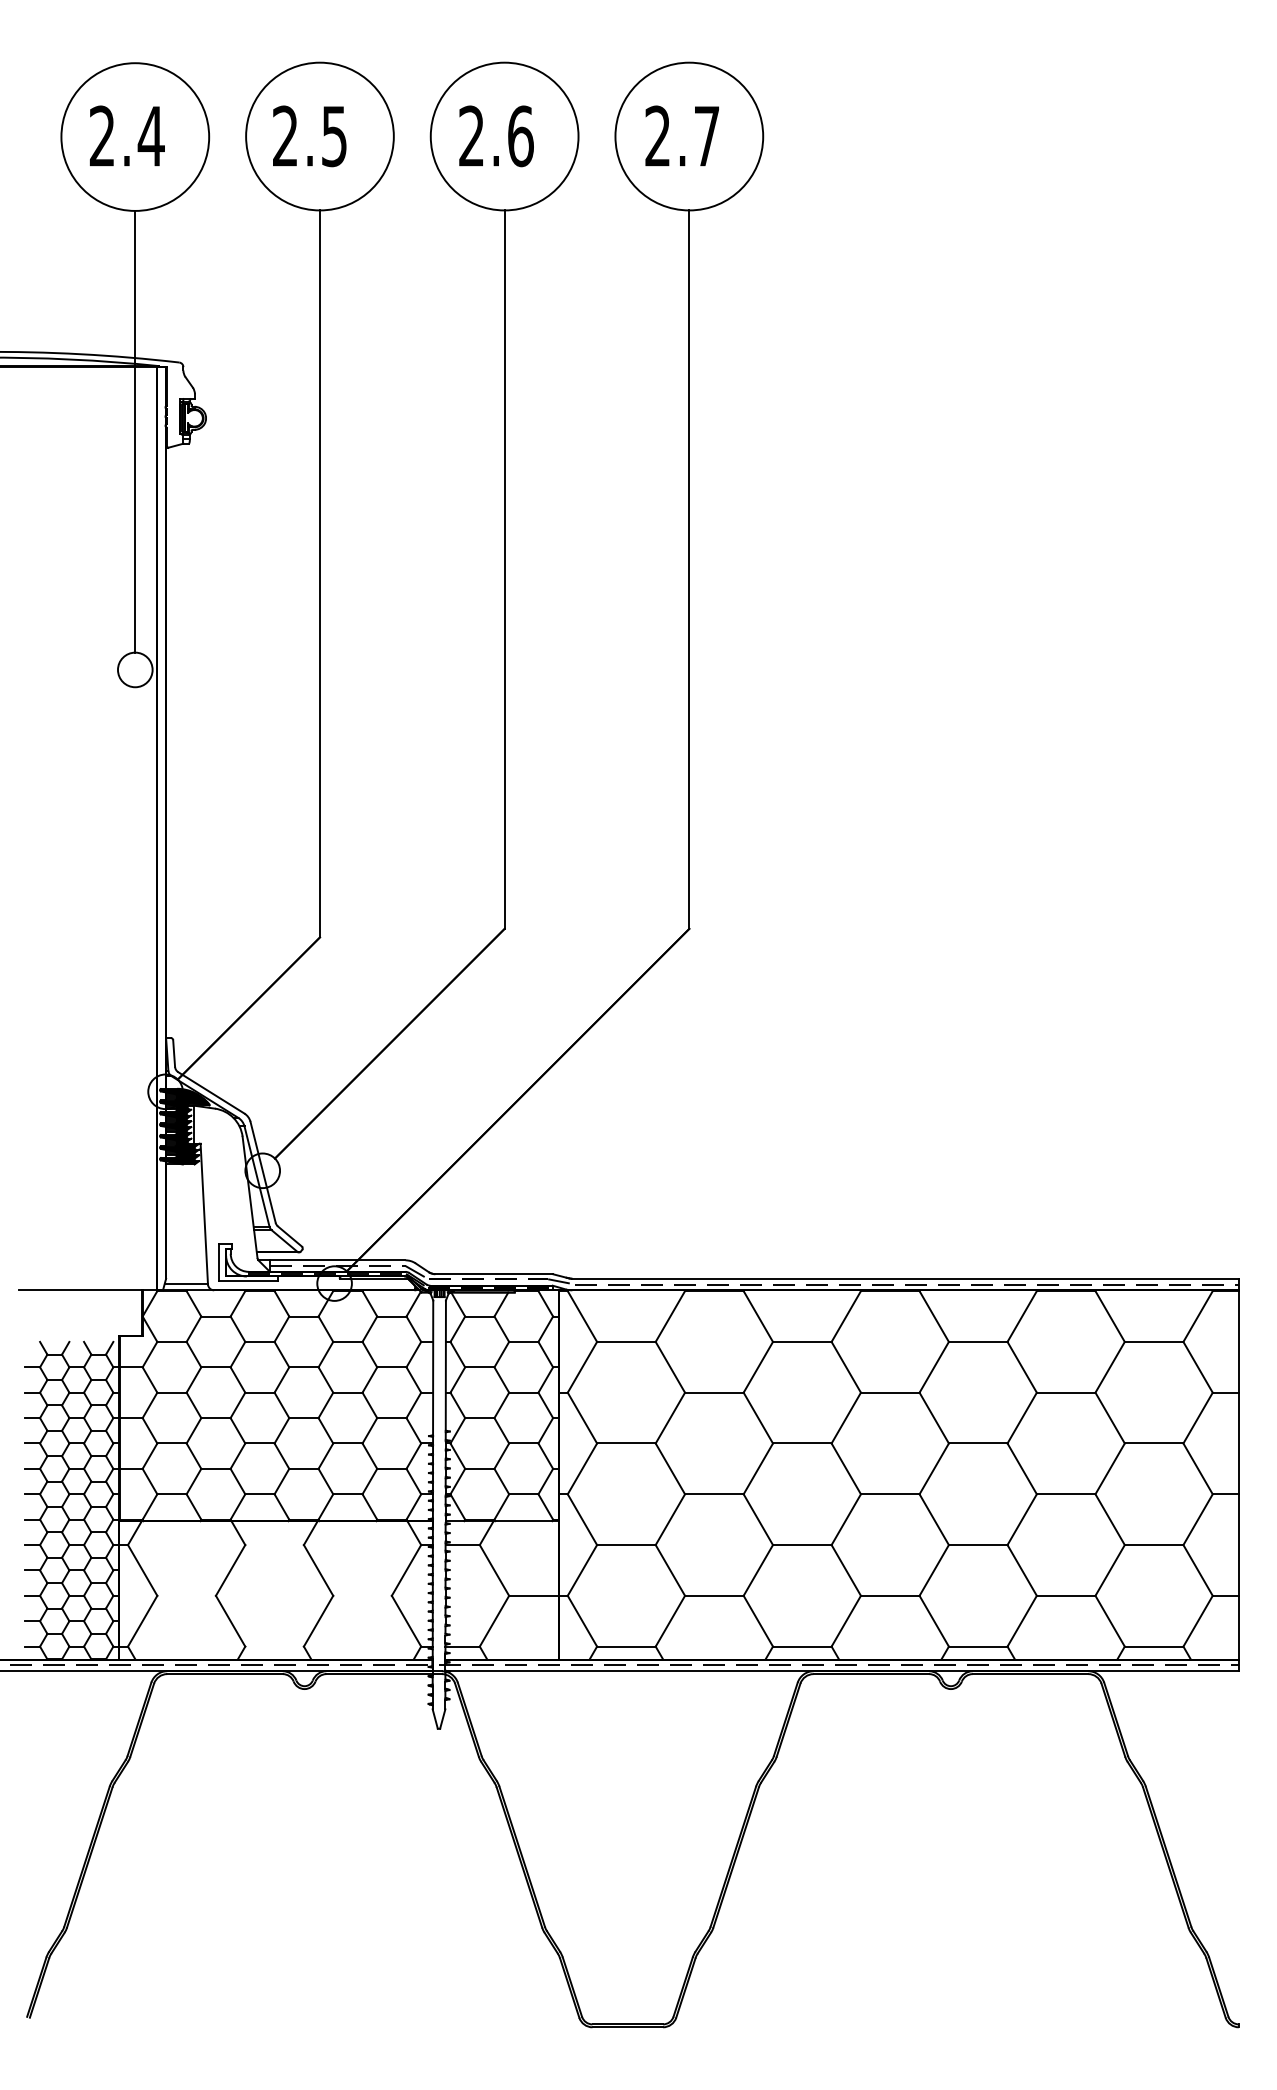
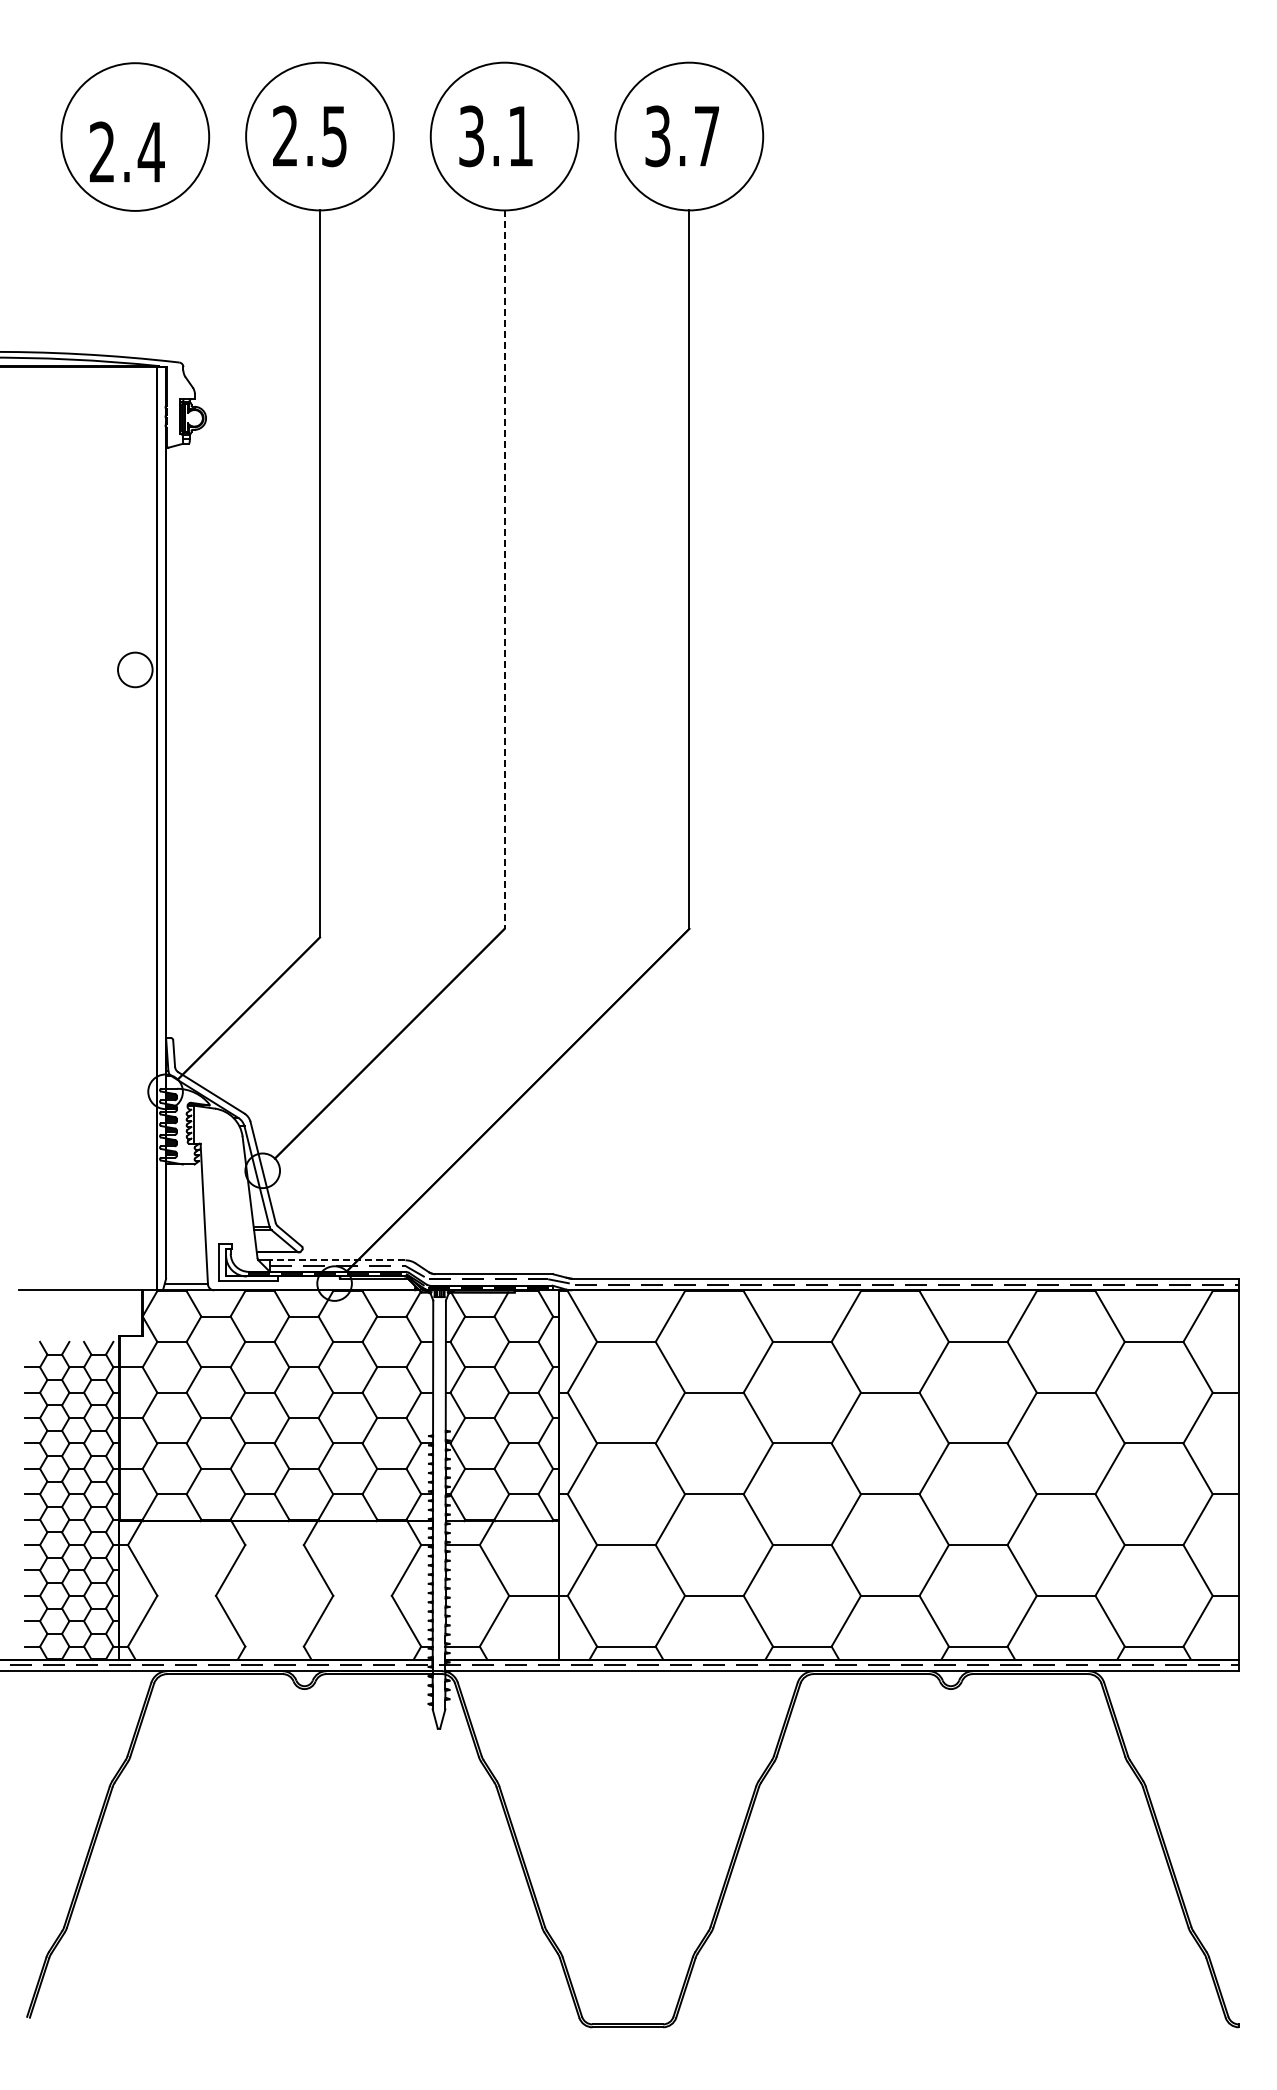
text position: (127, 135) -> (127, 151) (127, 151)
text: 2.6 -> 3.1 (496, 136)
text: 2.7 -> 3.7 (657, 136)
line: present -> none (135, 431)
line: solid -> dashed (504, 570)
fill: present -> none (184, 1126)
line: solid -> dashed (337, 1260)
